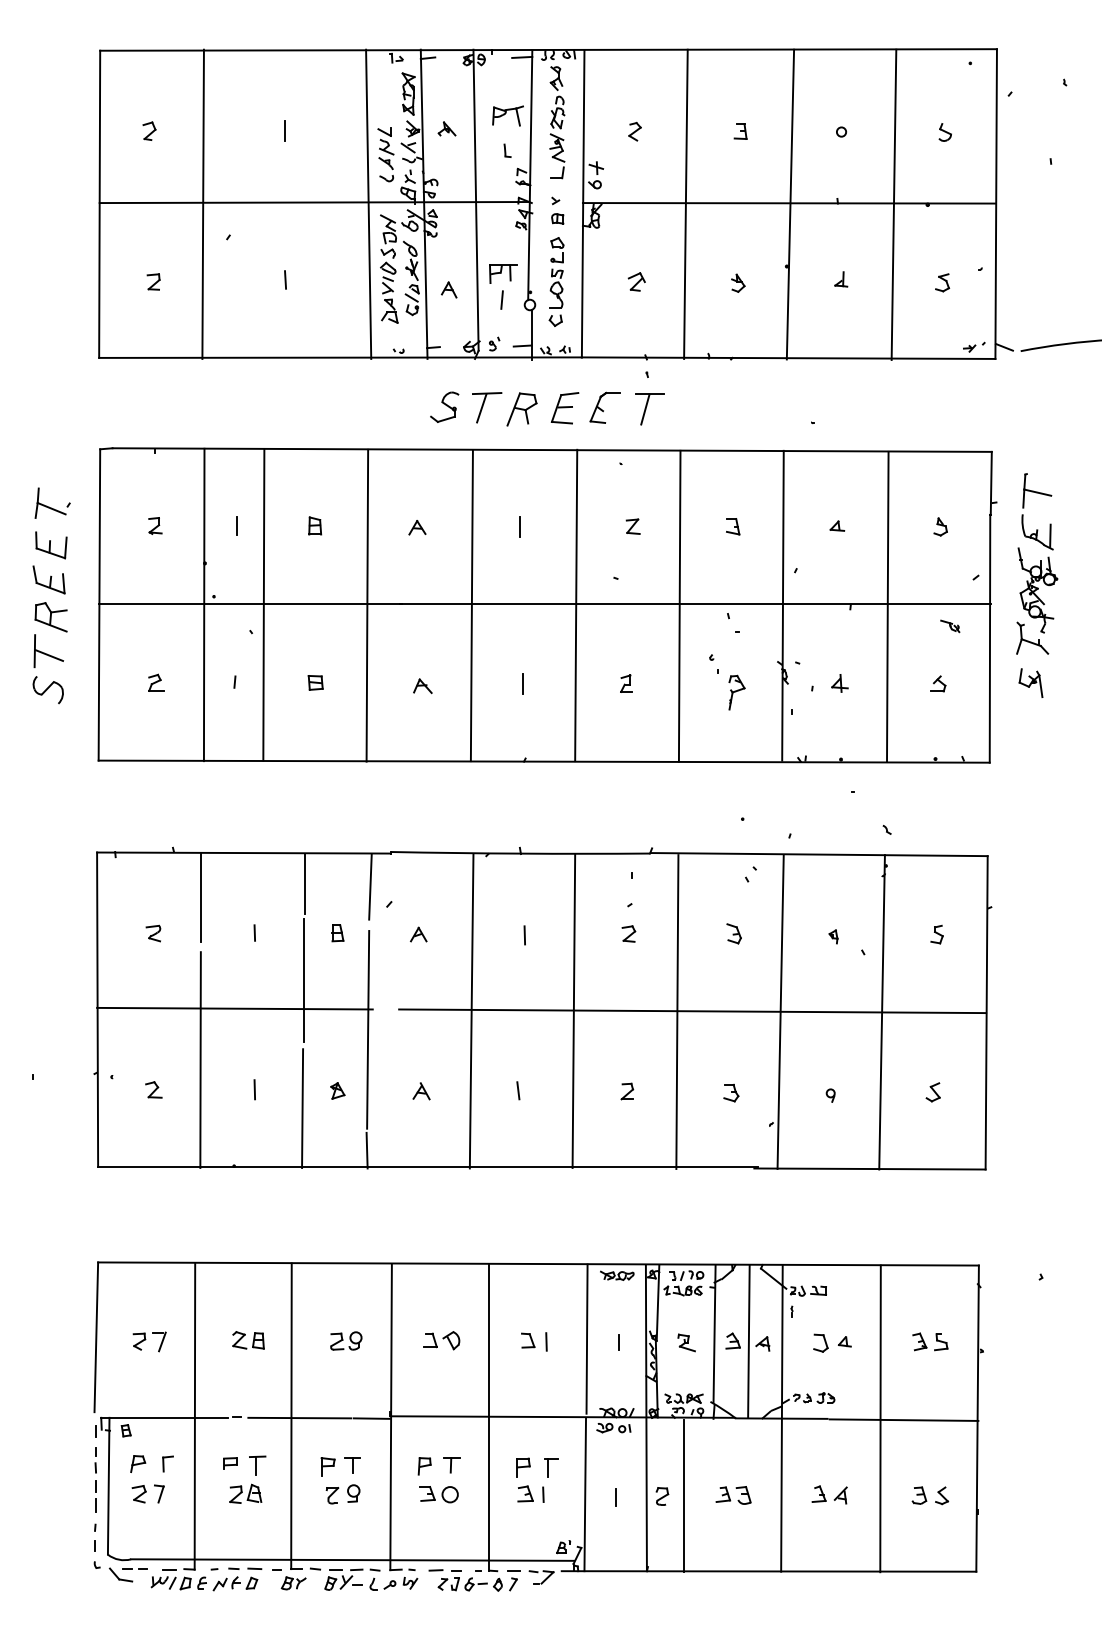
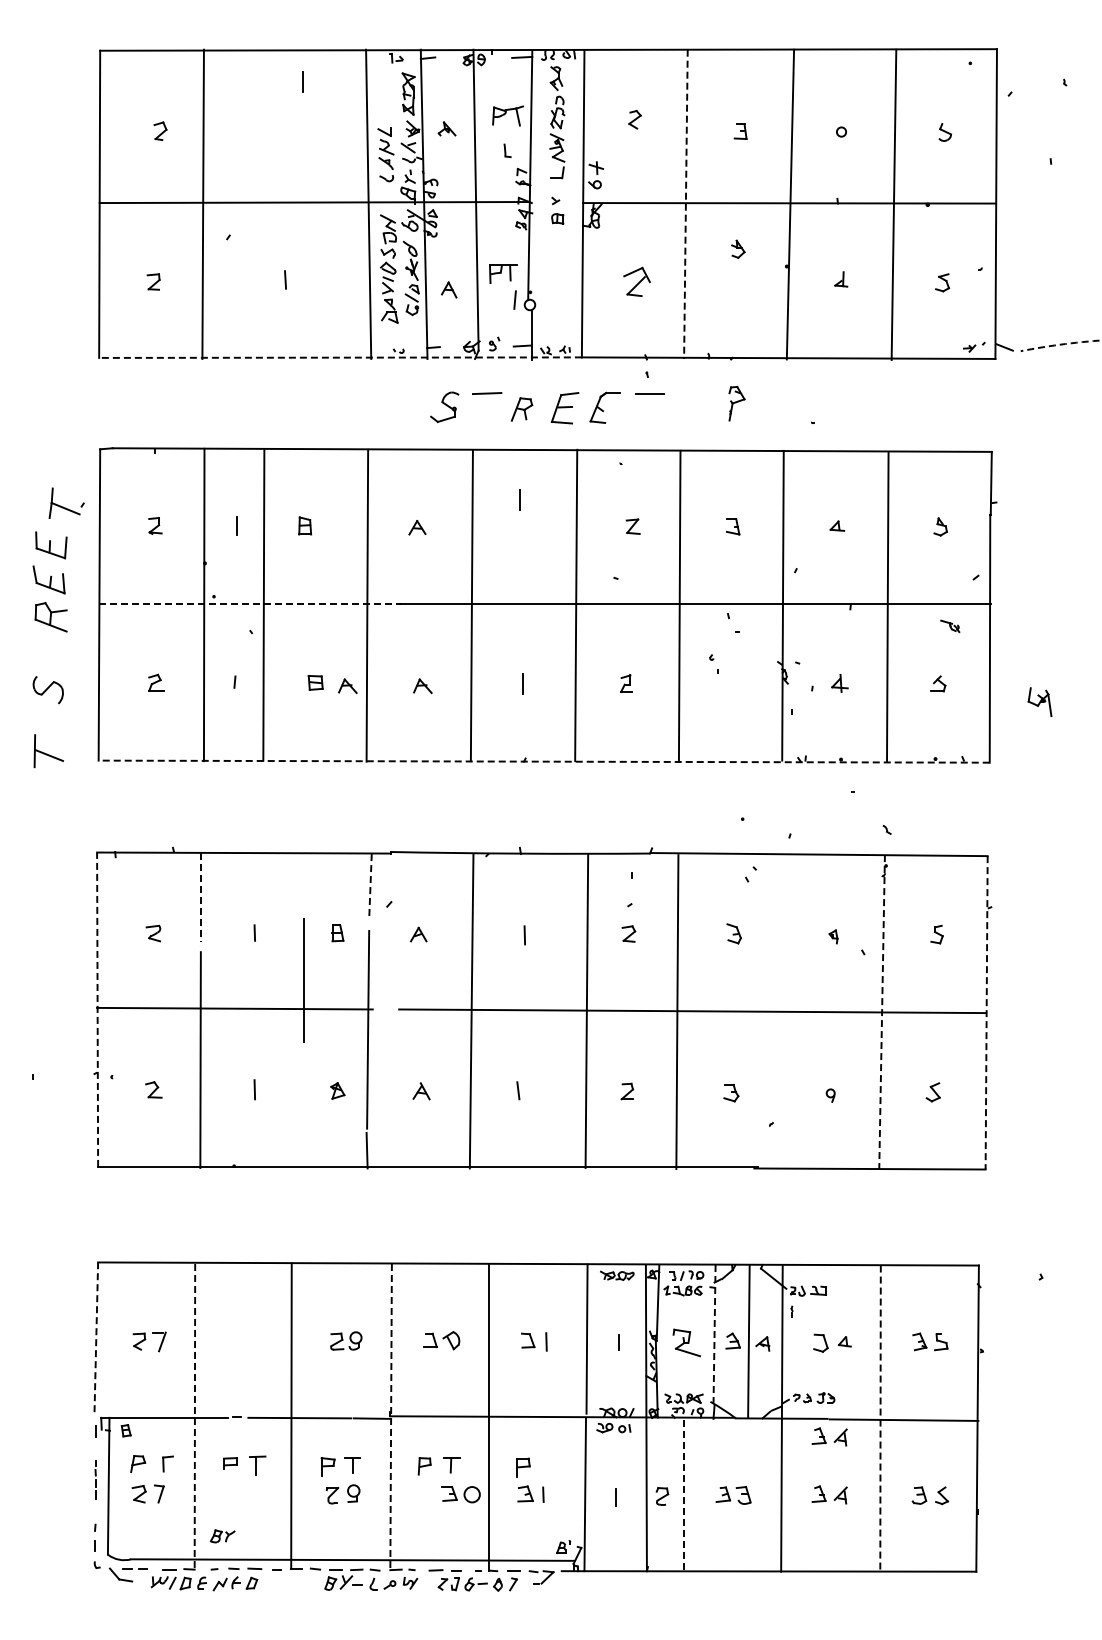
part position: (149, 130) -> (160, 130) (160, 130)
line position: (284, 130) -> (302, 81) (302, 81)
part position: (634, 131) -> (634, 119) (634, 119)
line: solid -> dashed (685, 204)
part: present -> none (556, 281)
part size: 19x20 px -> 28x31 px (636, 281)
part position: (738, 282) -> (738, 248) (738, 248)
line position: (501, 299) -> (514, 299) (514, 299)
arc: solid -> dashed (1061, 344)
line: solid -> dashed (340, 357)
line: present -> none (481, 408)
part size: 32x35 px -> 23x25 px (522, 409)
line: present -> none (645, 409)
part position: (52, 502) -> (66, 502) (66, 502)
part position: (315, 525) -> (305, 525) (305, 525)
line position: (519, 526) -> (519, 499) (519, 499)
part: present -> none (1037, 563)
line: solid -> dashed (250, 604)
part position: (48, 651) -> (48, 751) (48, 751)
part position: (1030, 682) -> (1039, 701) (1039, 701)
part: none -> present (347, 686)
part position: (736, 692) -> (736, 403) (736, 403)
line: solid -> dashed (544, 761)
line: present -> none (304, 883)
line: solid -> dashed (370, 886)
line: solid -> dashed (200, 897)
line: solid -> dashed (97, 1009)
line position: (573, 1010) -> (586, 1010) (586, 1010)
line: present -> none (780, 1012)
line: solid -> dashed (882, 1012)
line: solid -> dashed (986, 1012)
line: present -> none (302, 1108)
line: solid -> dashed (714, 1333)
line: solid -> dashed (96, 1337)
part: present -> none (248, 1340)
part size: 19x20 px -> 29x30 px (686, 1342)
line: solid -> dashed (194, 1416)
line: solid -> dashed (391, 1417)
line: solid -> dashed (880, 1419)
part: none -> present (829, 1436)
part: present -> none (551, 1467)
part size: 3x66 px -> 3x40 px (95, 1479)
part: present -> none (245, 1493)
part position: (438, 1494) -> (460, 1494) (460, 1494)
line: solid -> dashed (684, 1496)
part position: (293, 1583) -> (222, 1536) (222, 1536)
